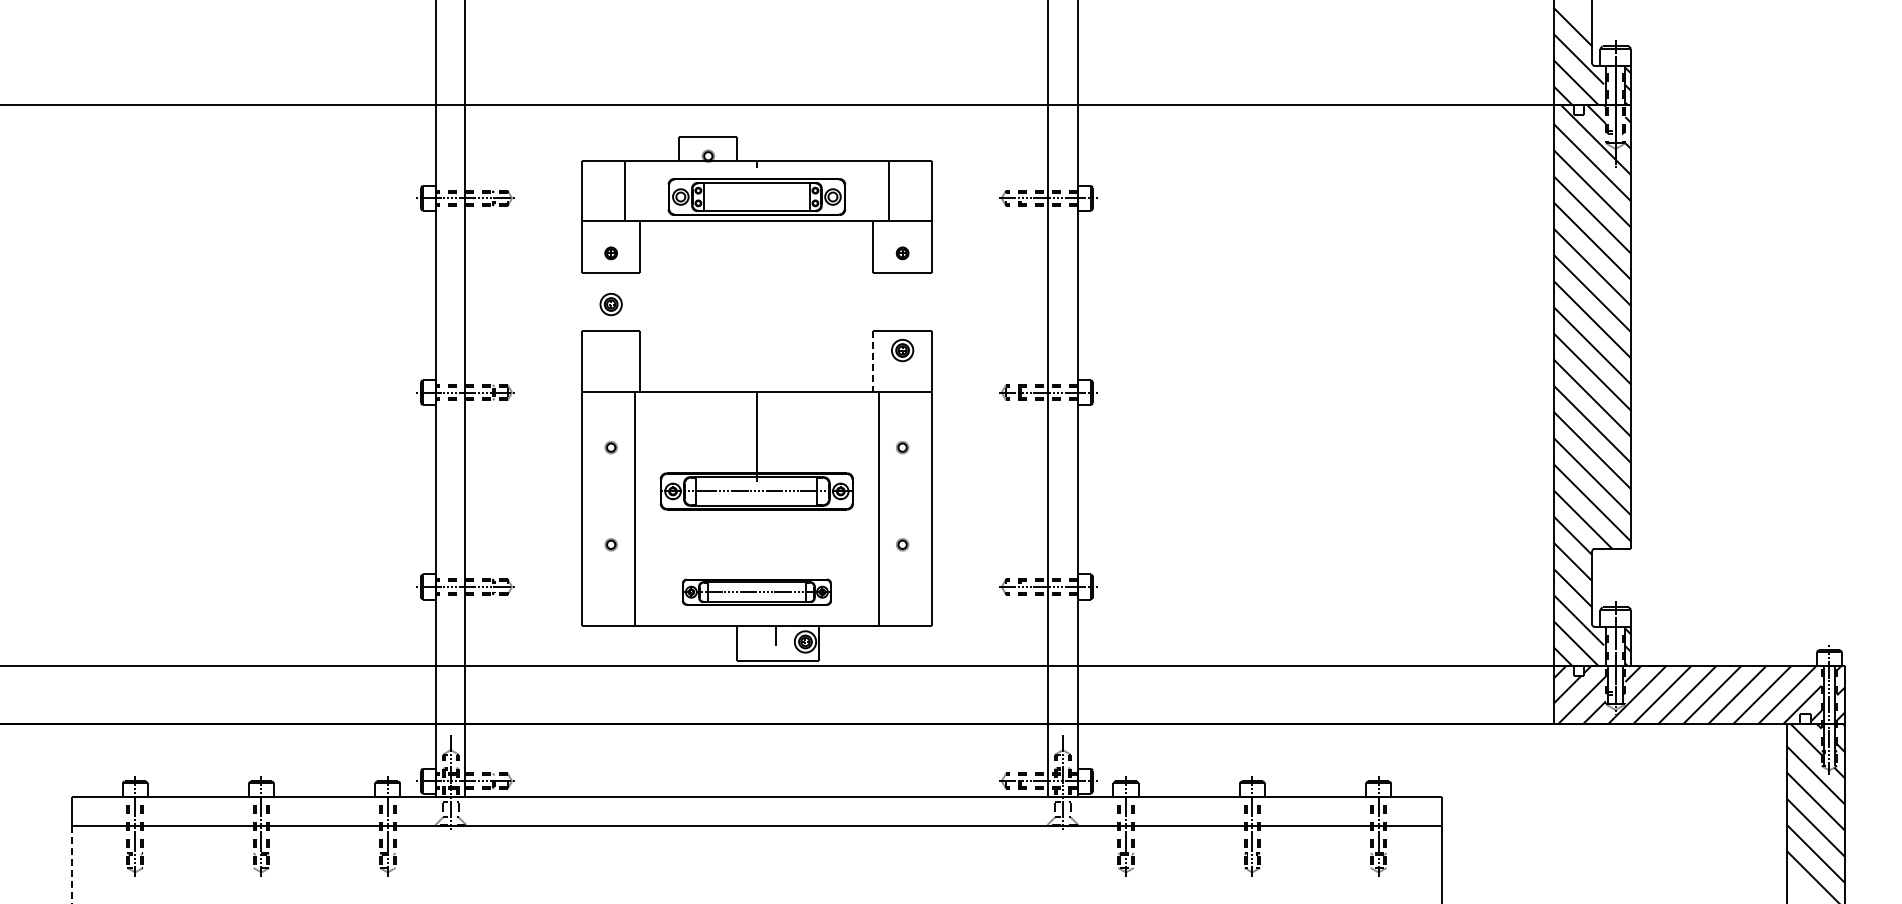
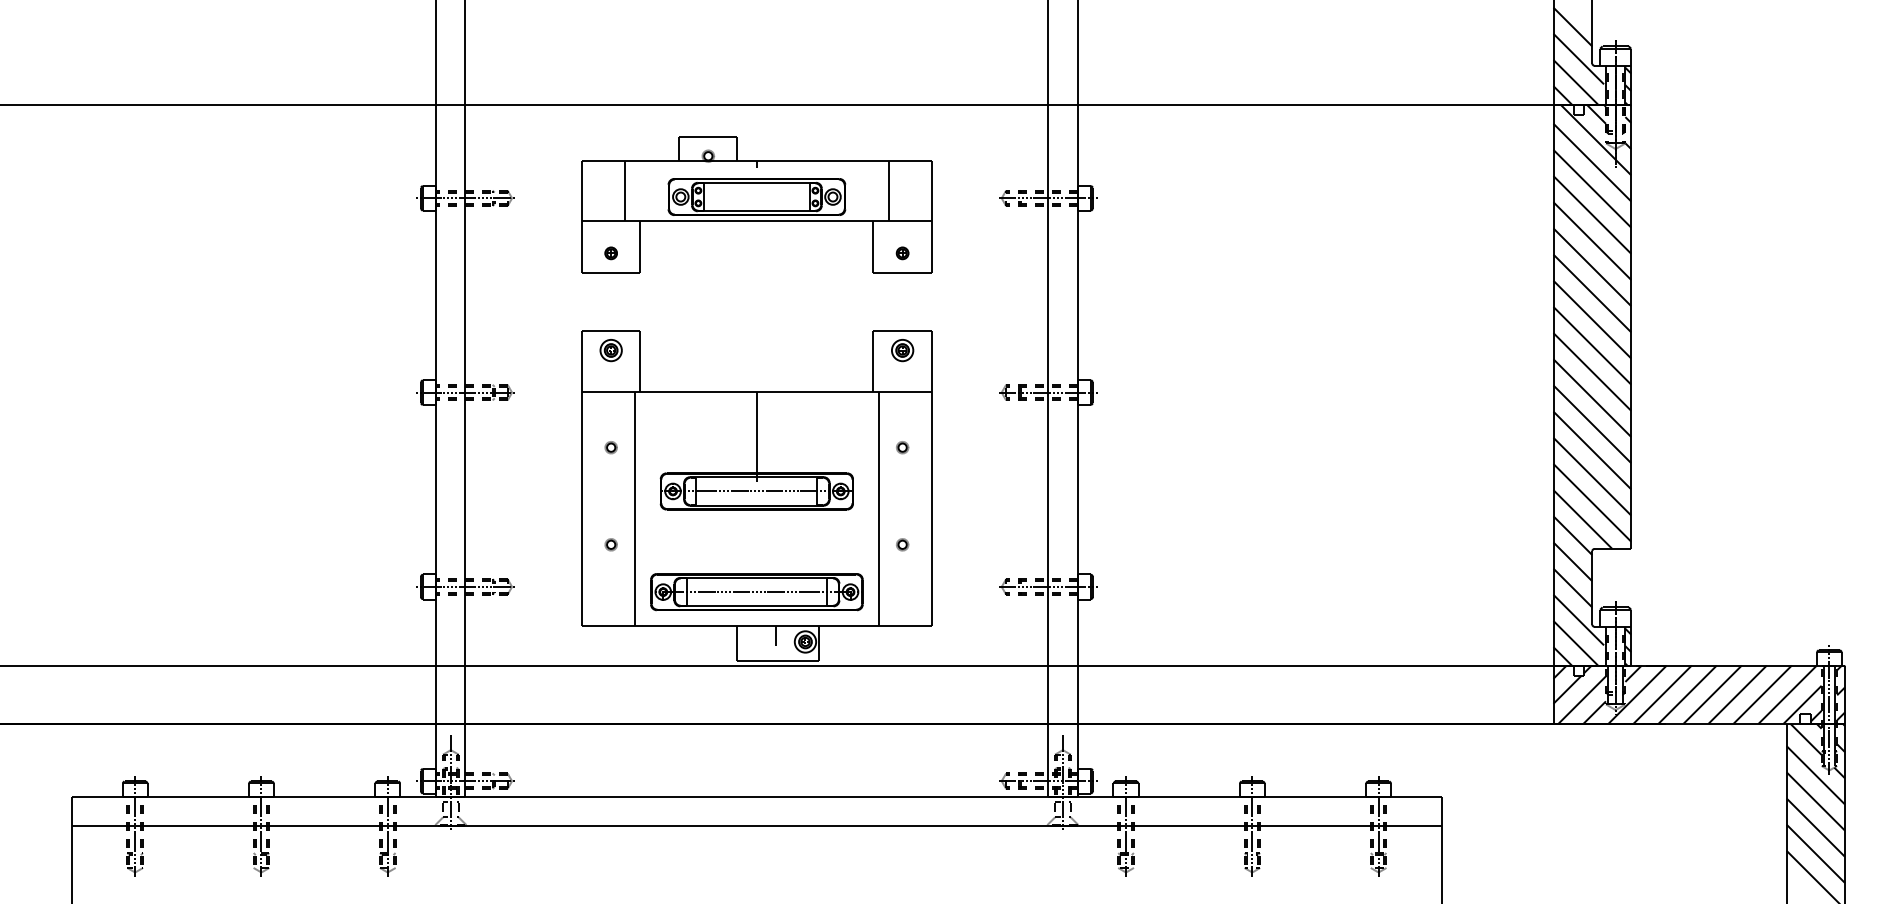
part position: (610, 304) -> (610, 350) (610, 350)
line: dashed -> solid (873, 361)
part size: 150x28 px -> 214x39 px (756, 592)
line: dashed -> solid (72, 864)
